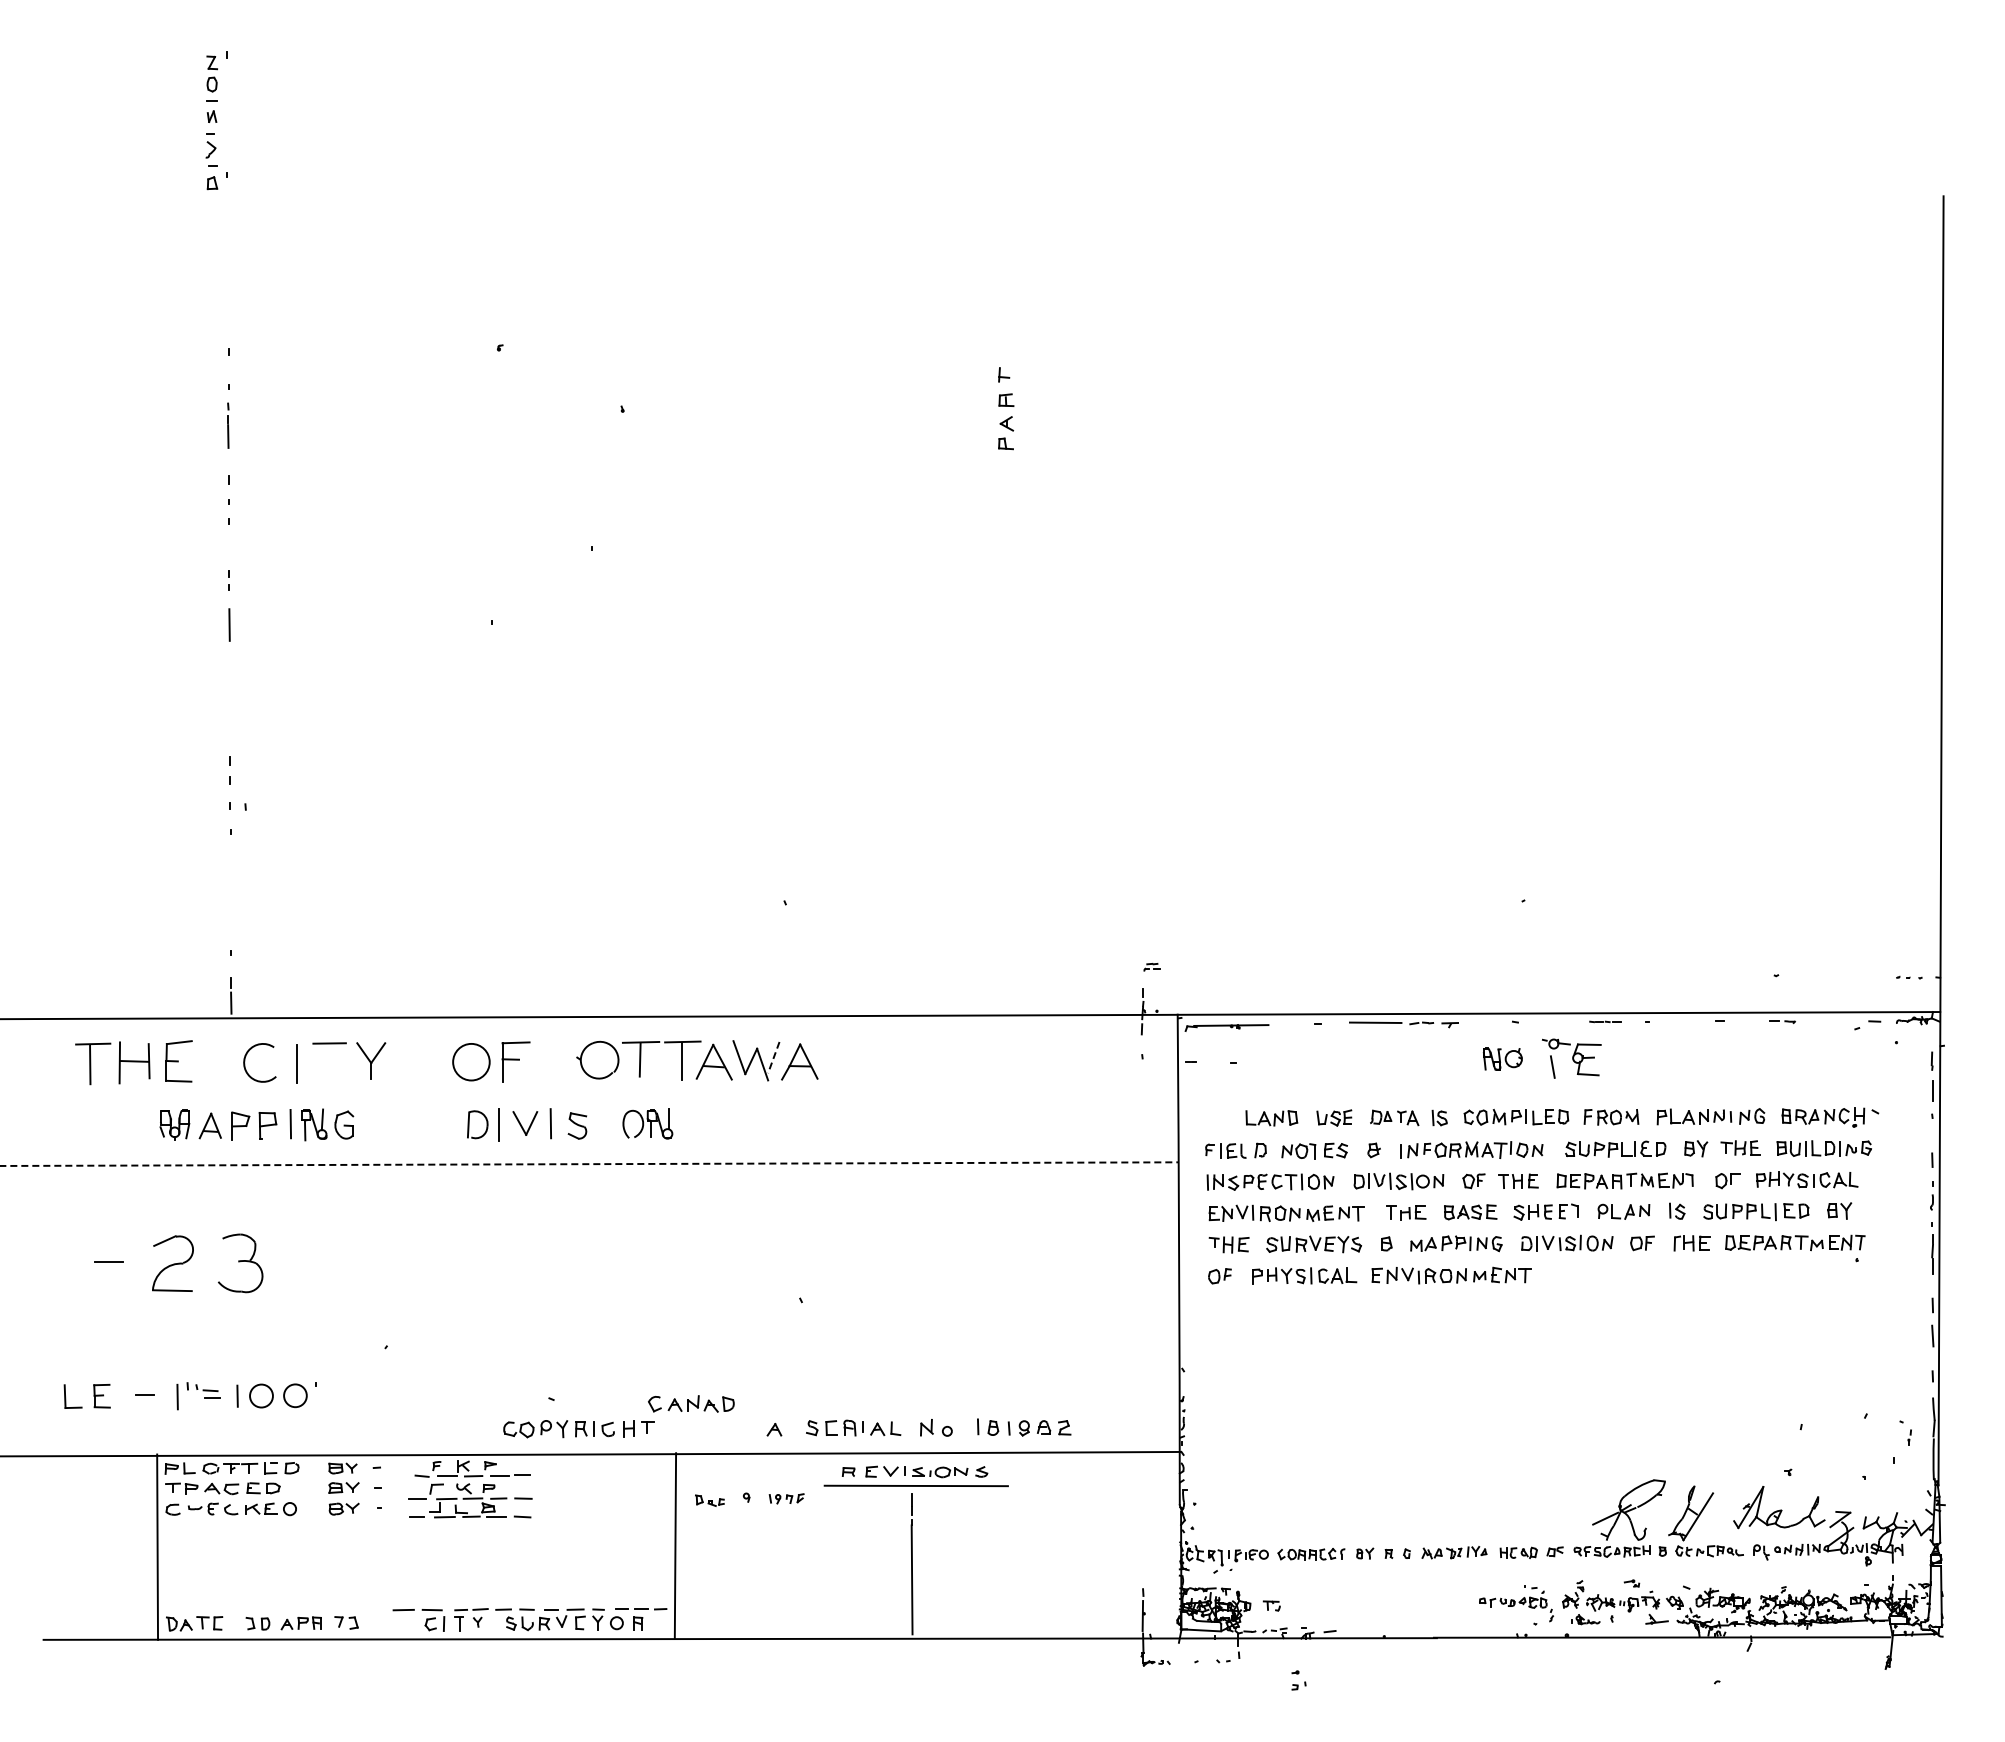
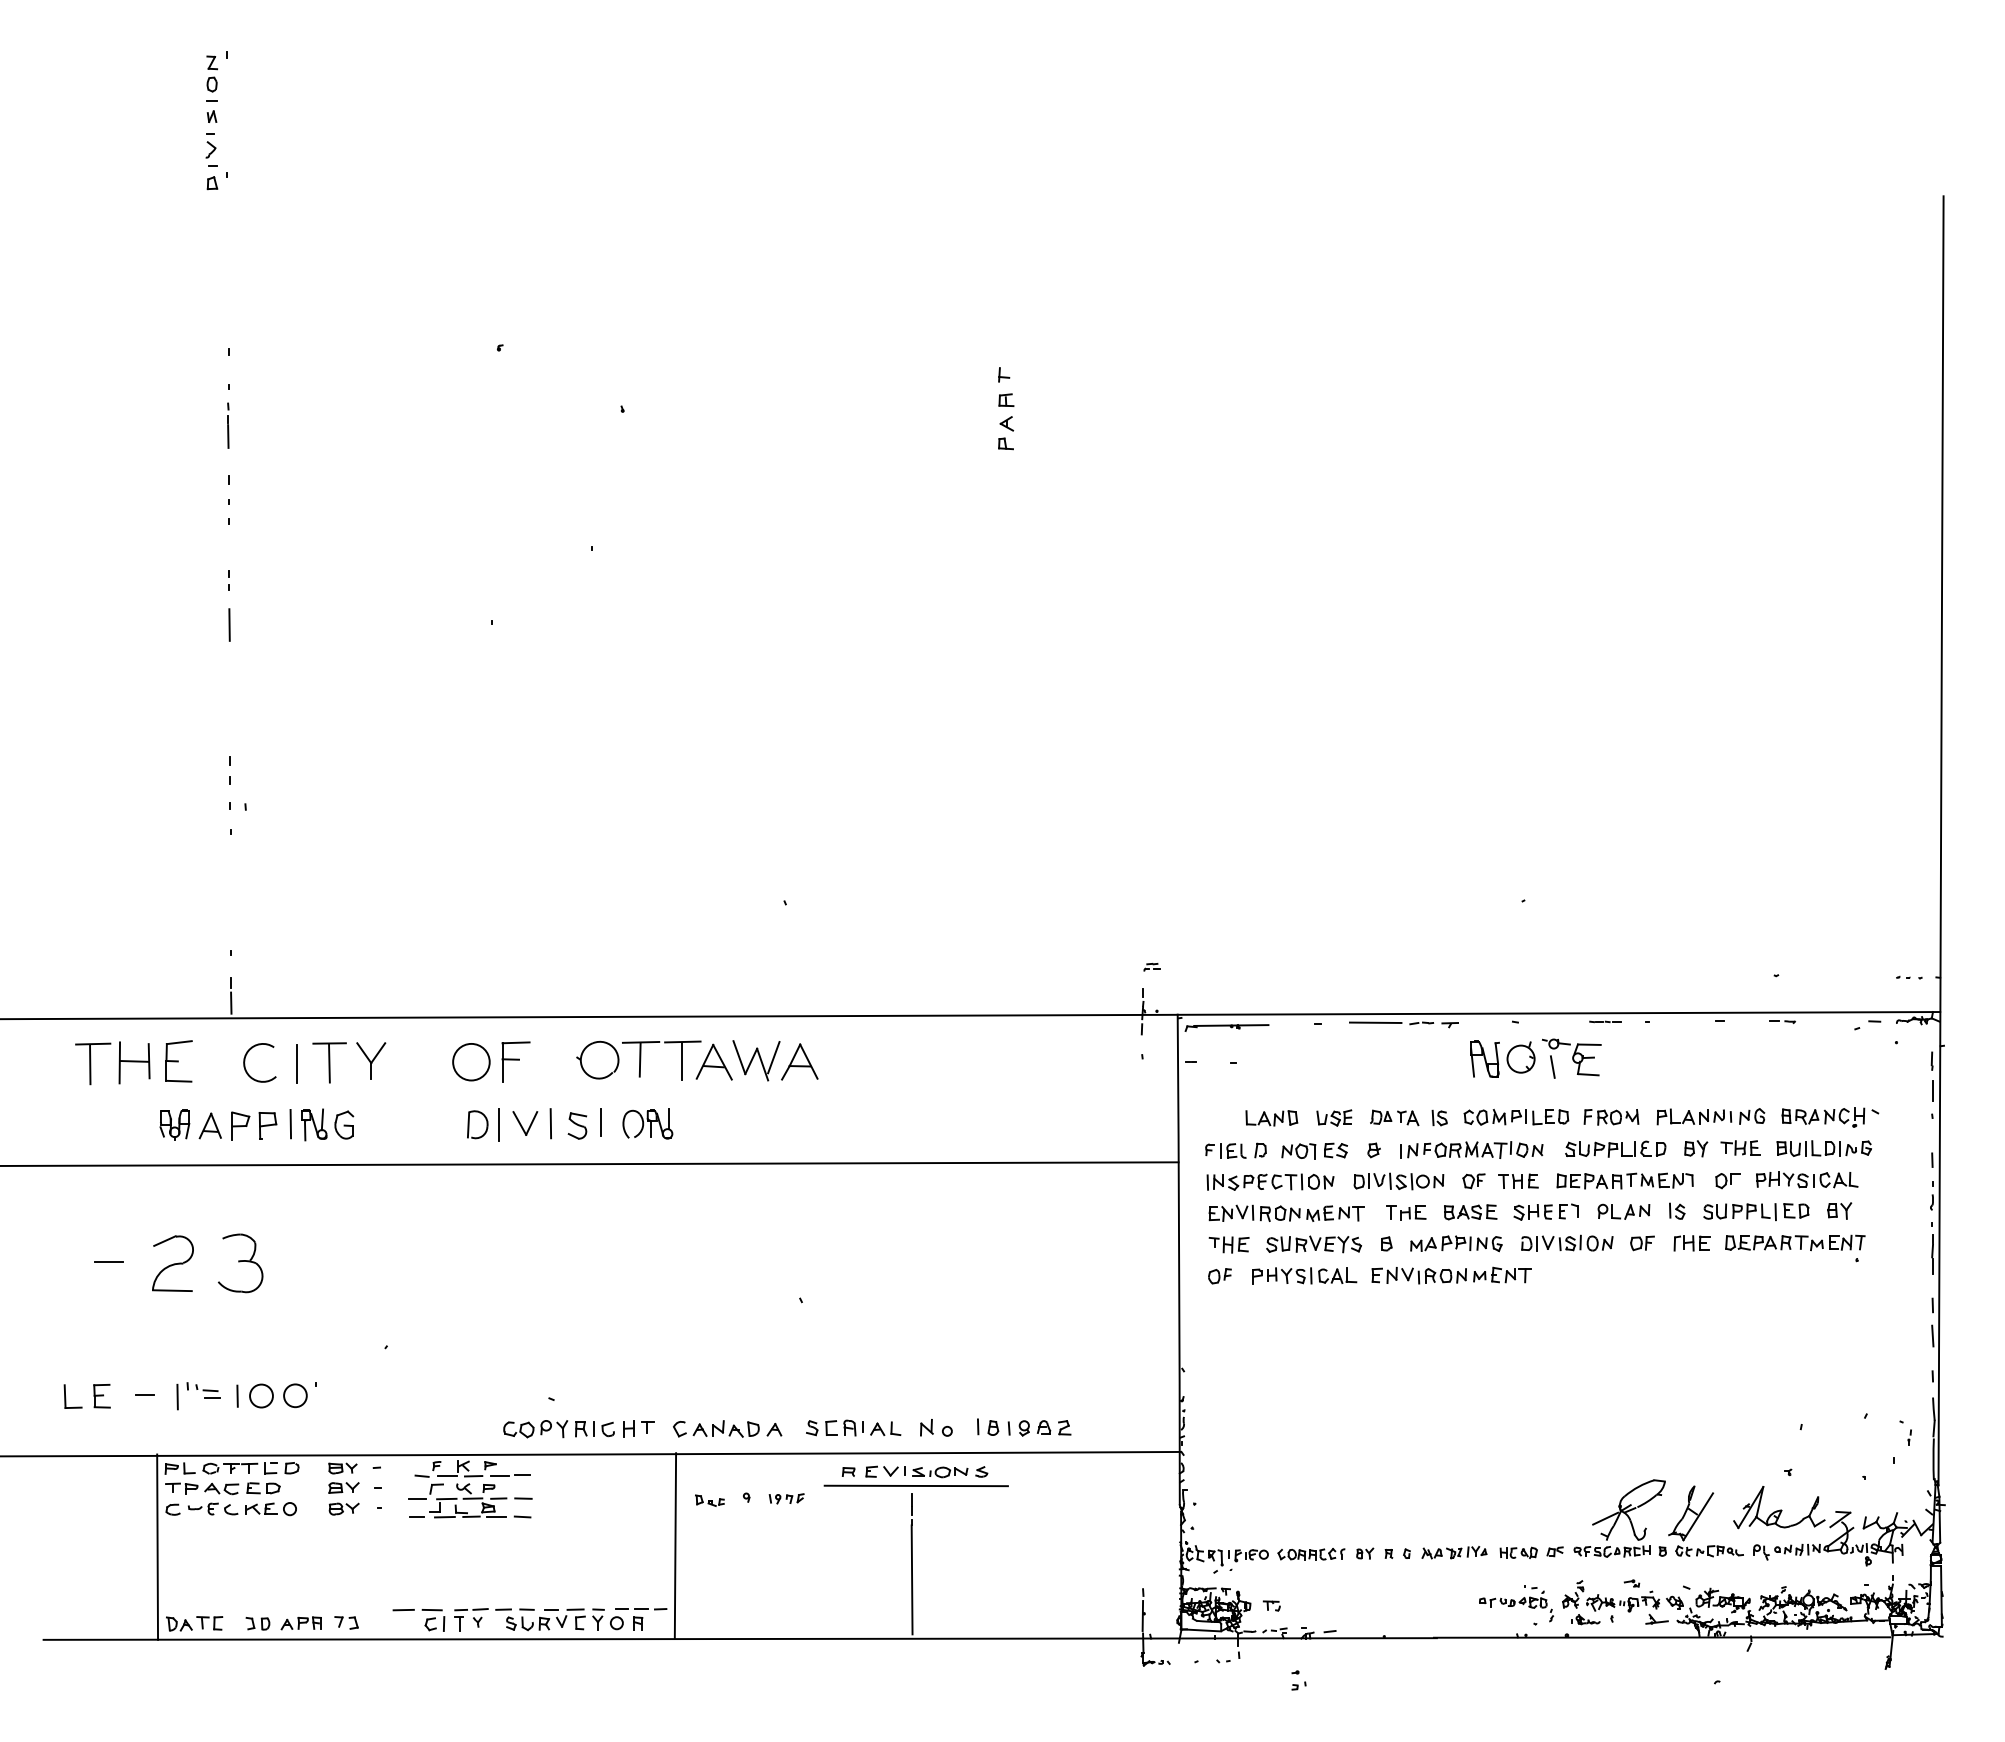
line: dashed -> solid (773, 1057)
part size: 41x24 px -> 66x38 px (1502, 1058)
line: none -> present (329, 1063)
line: none -> present (600, 1122)
line: dashed -> solid (589, 1164)
part position: (691, 1403) -> (716, 1428) (716, 1428)
